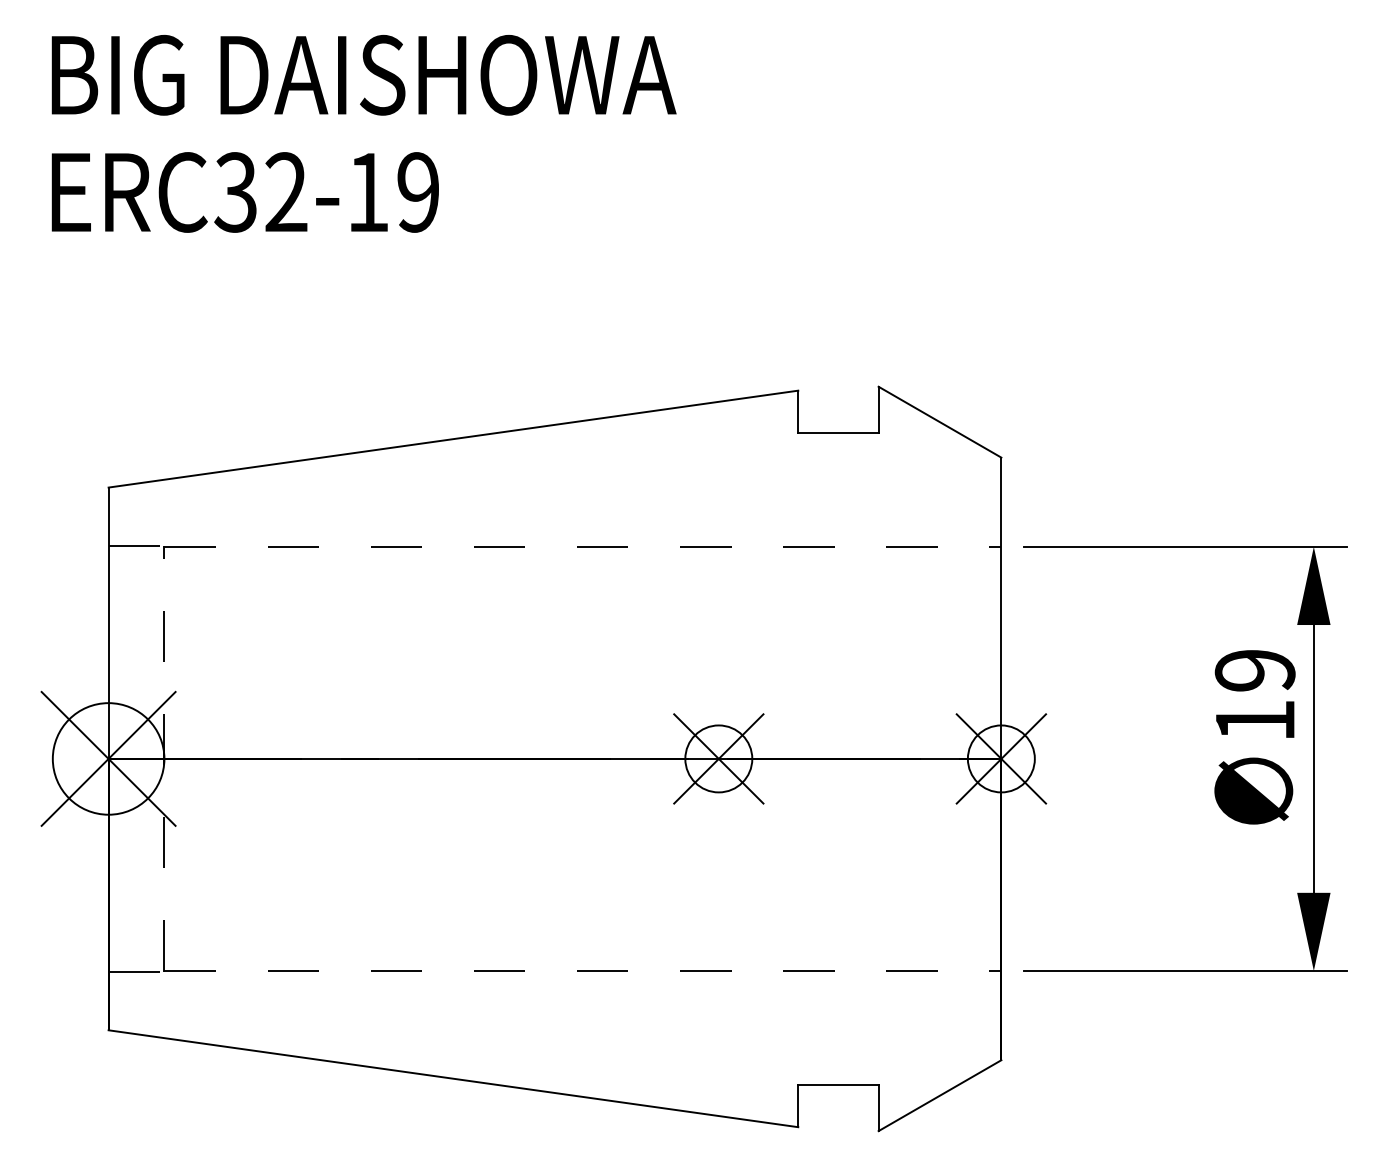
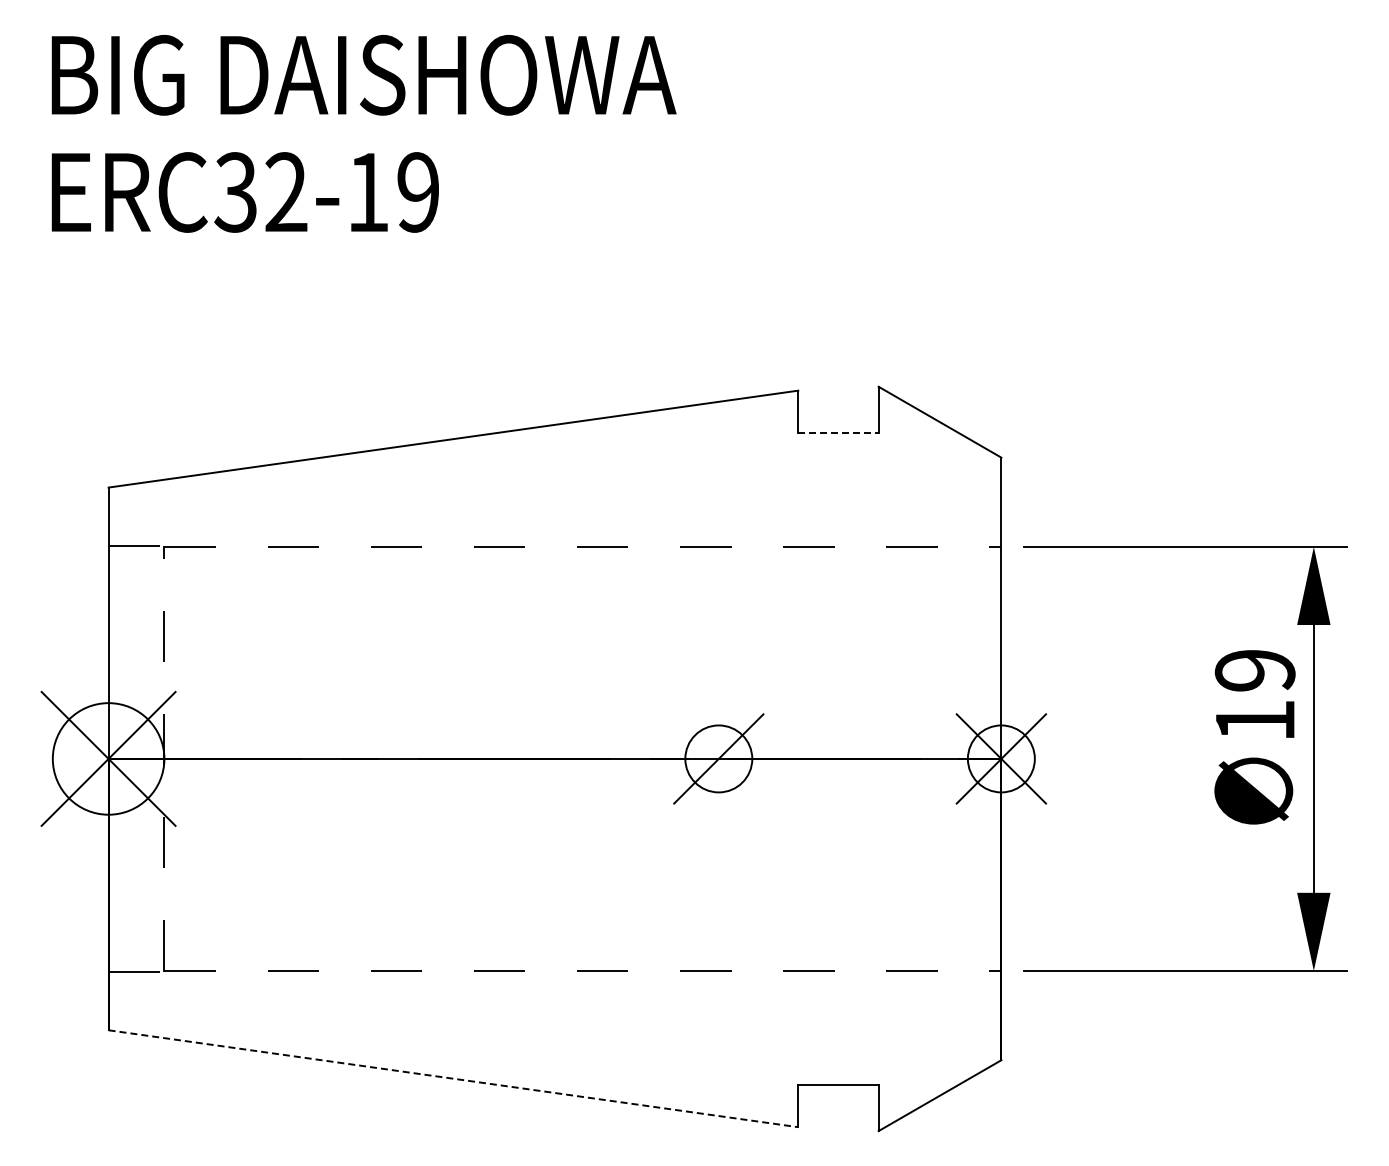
line: solid -> dashed (838, 433)
line: present -> none (718, 758)
line: solid -> dashed (453, 1078)
